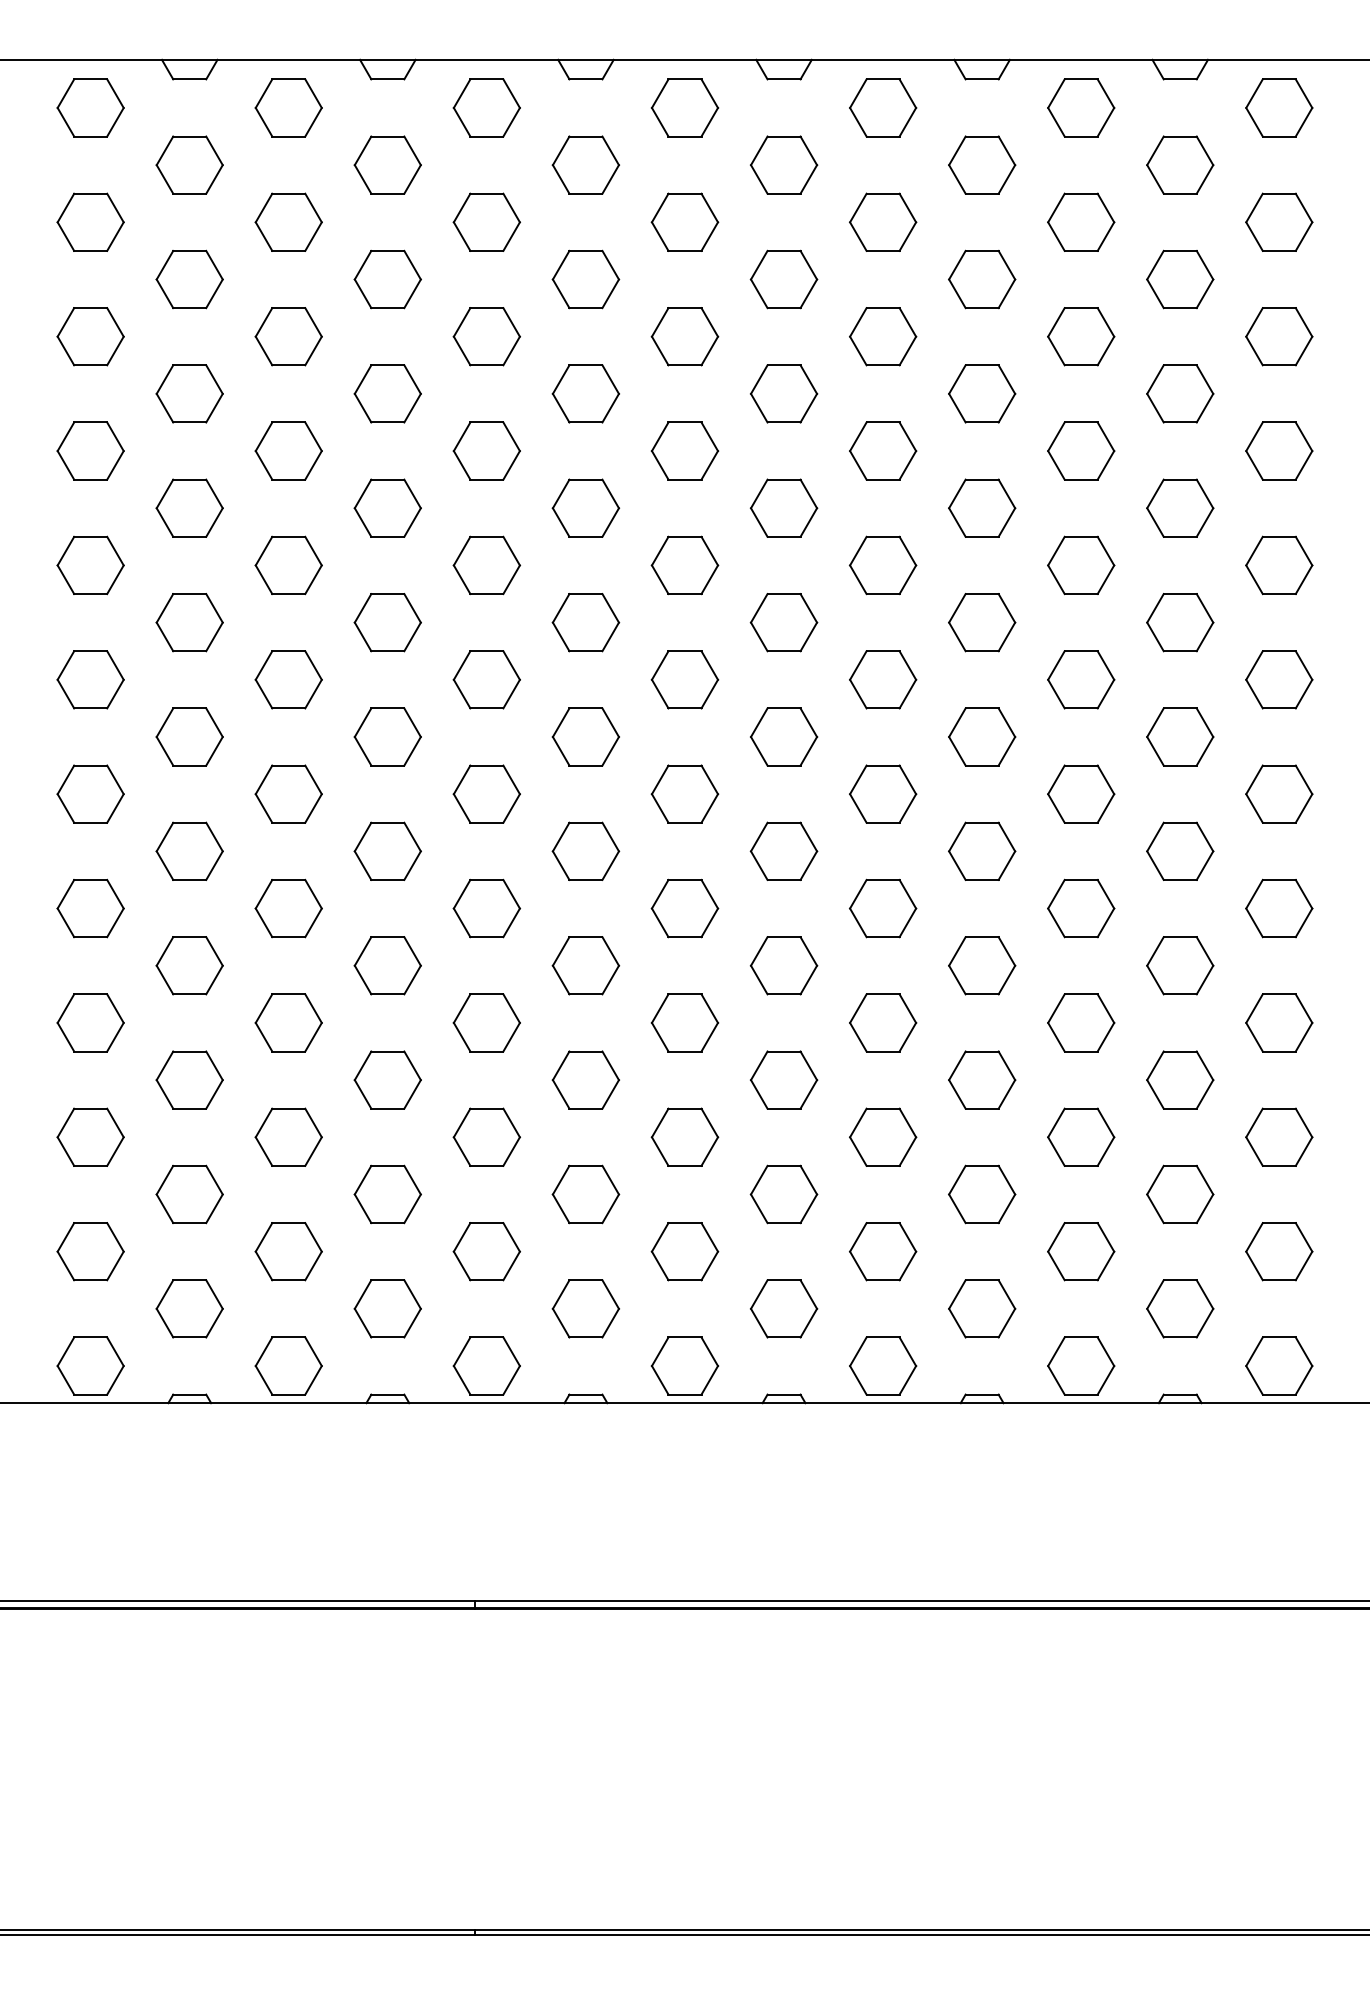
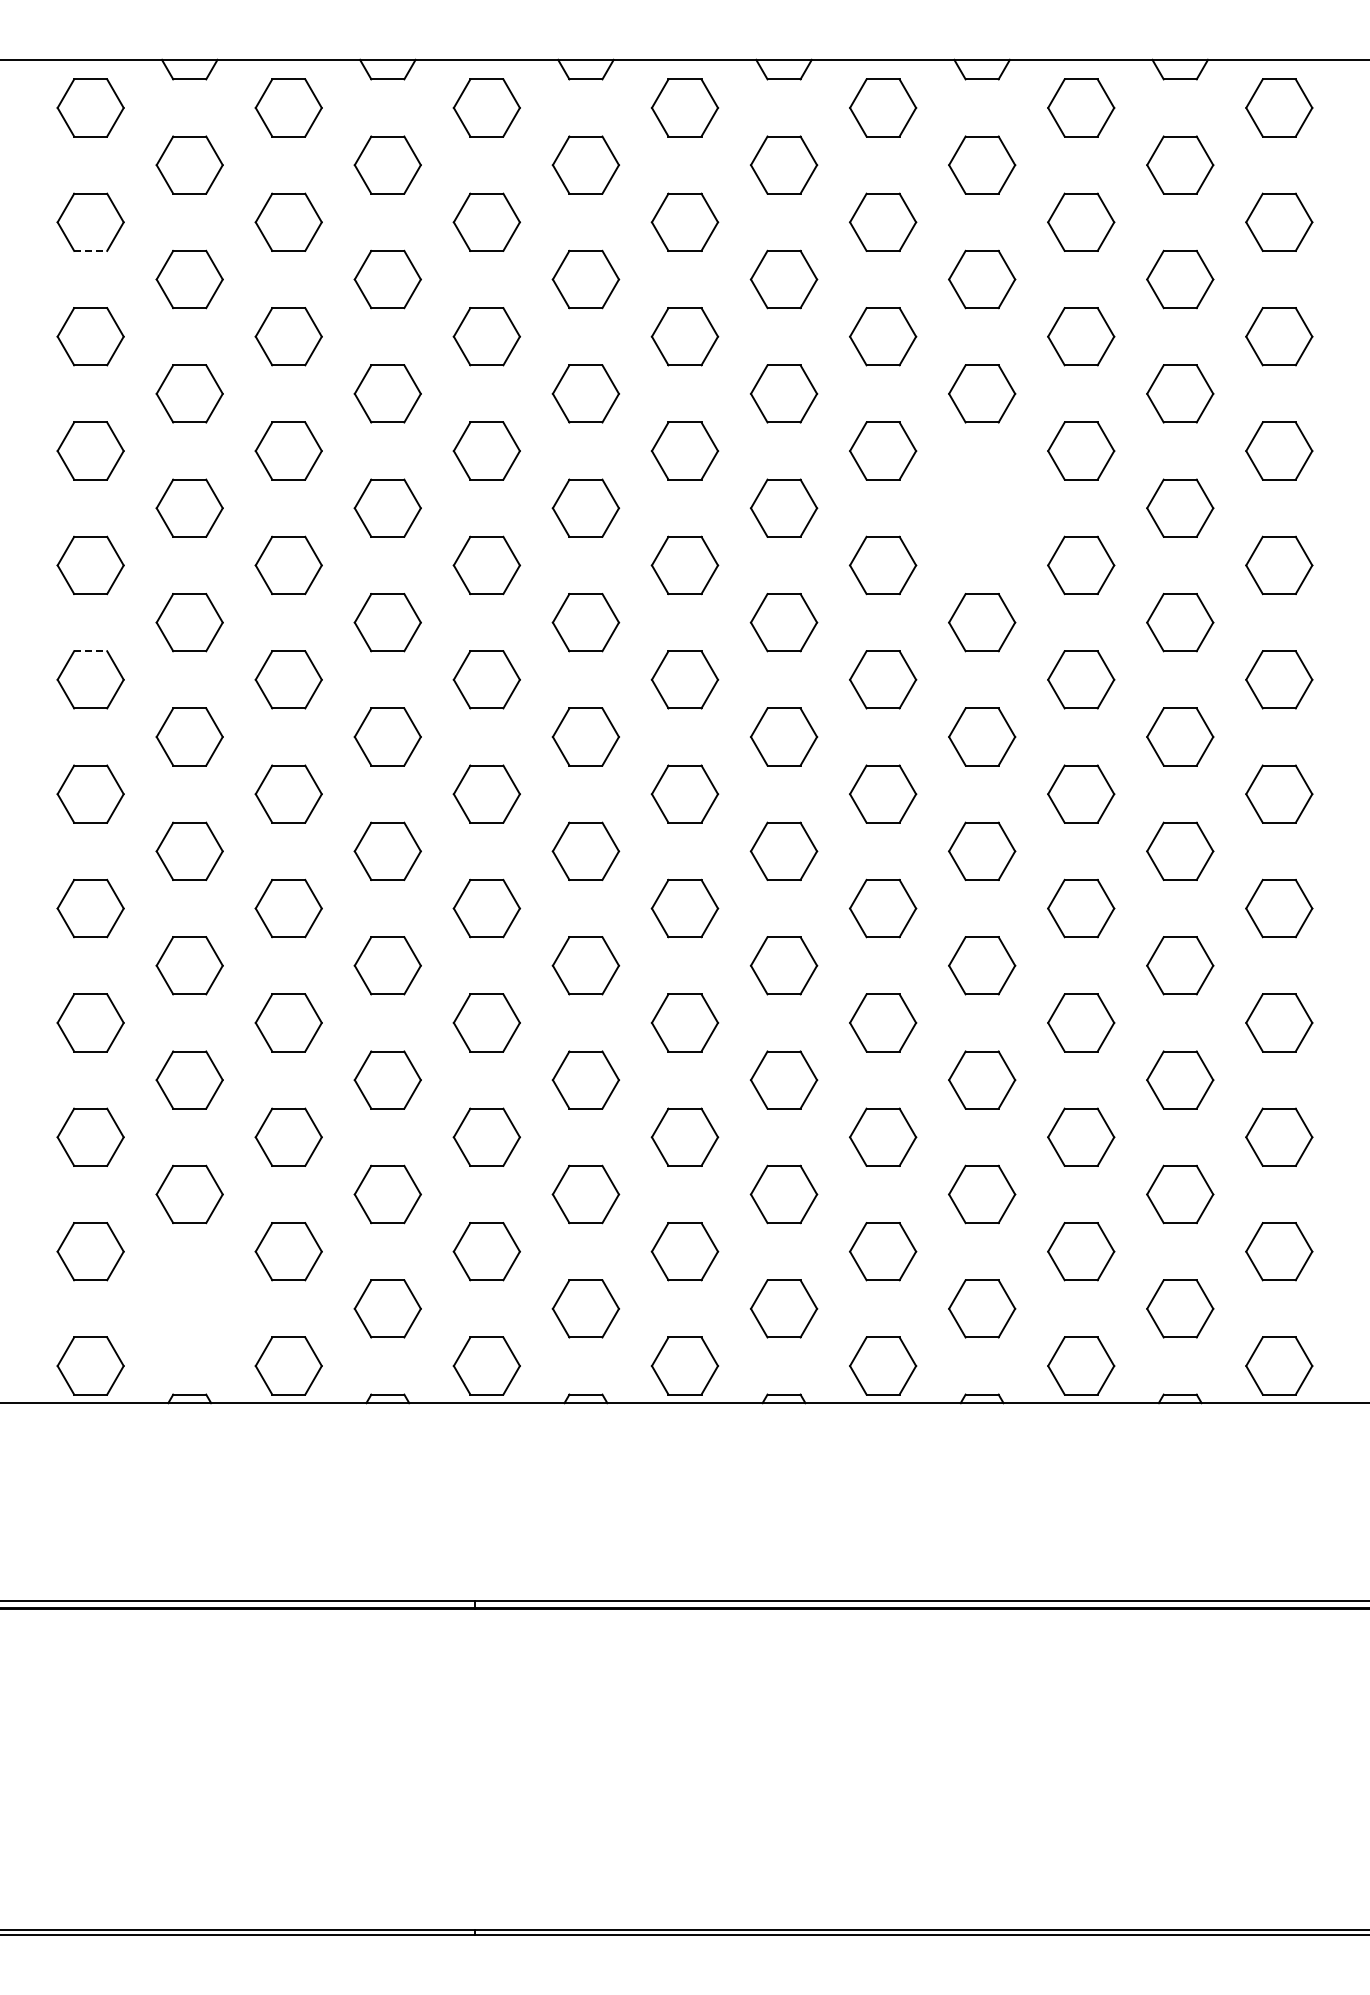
line: solid -> dashed (90, 250)
part: present -> none (982, 507)
line: solid -> dashed (90, 651)
part: present -> none (189, 1308)
